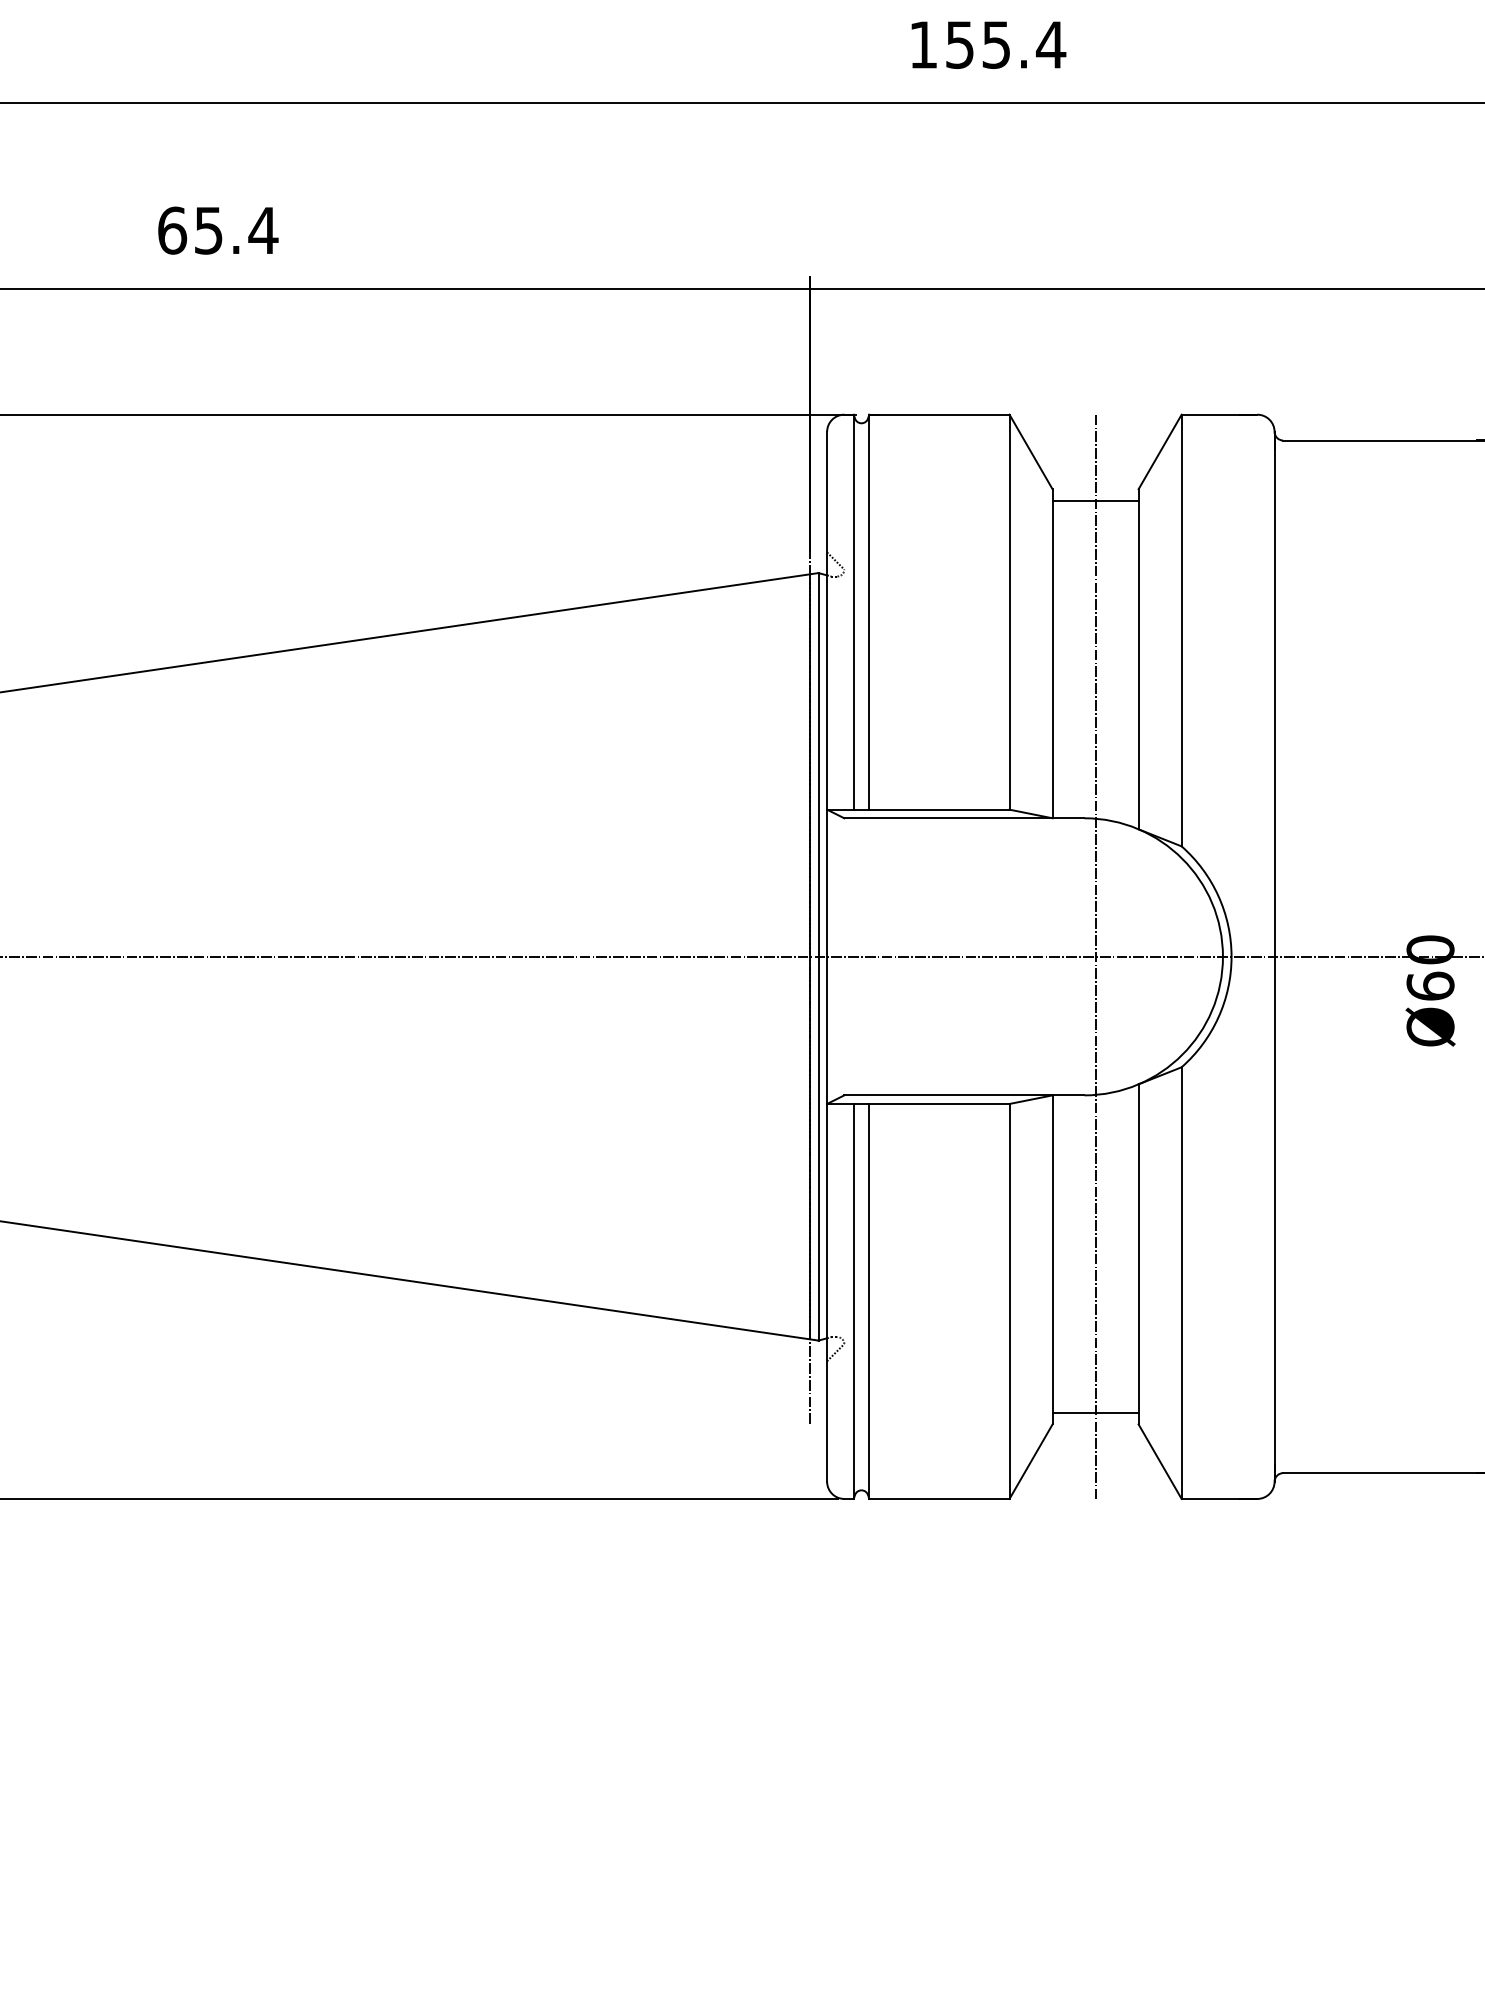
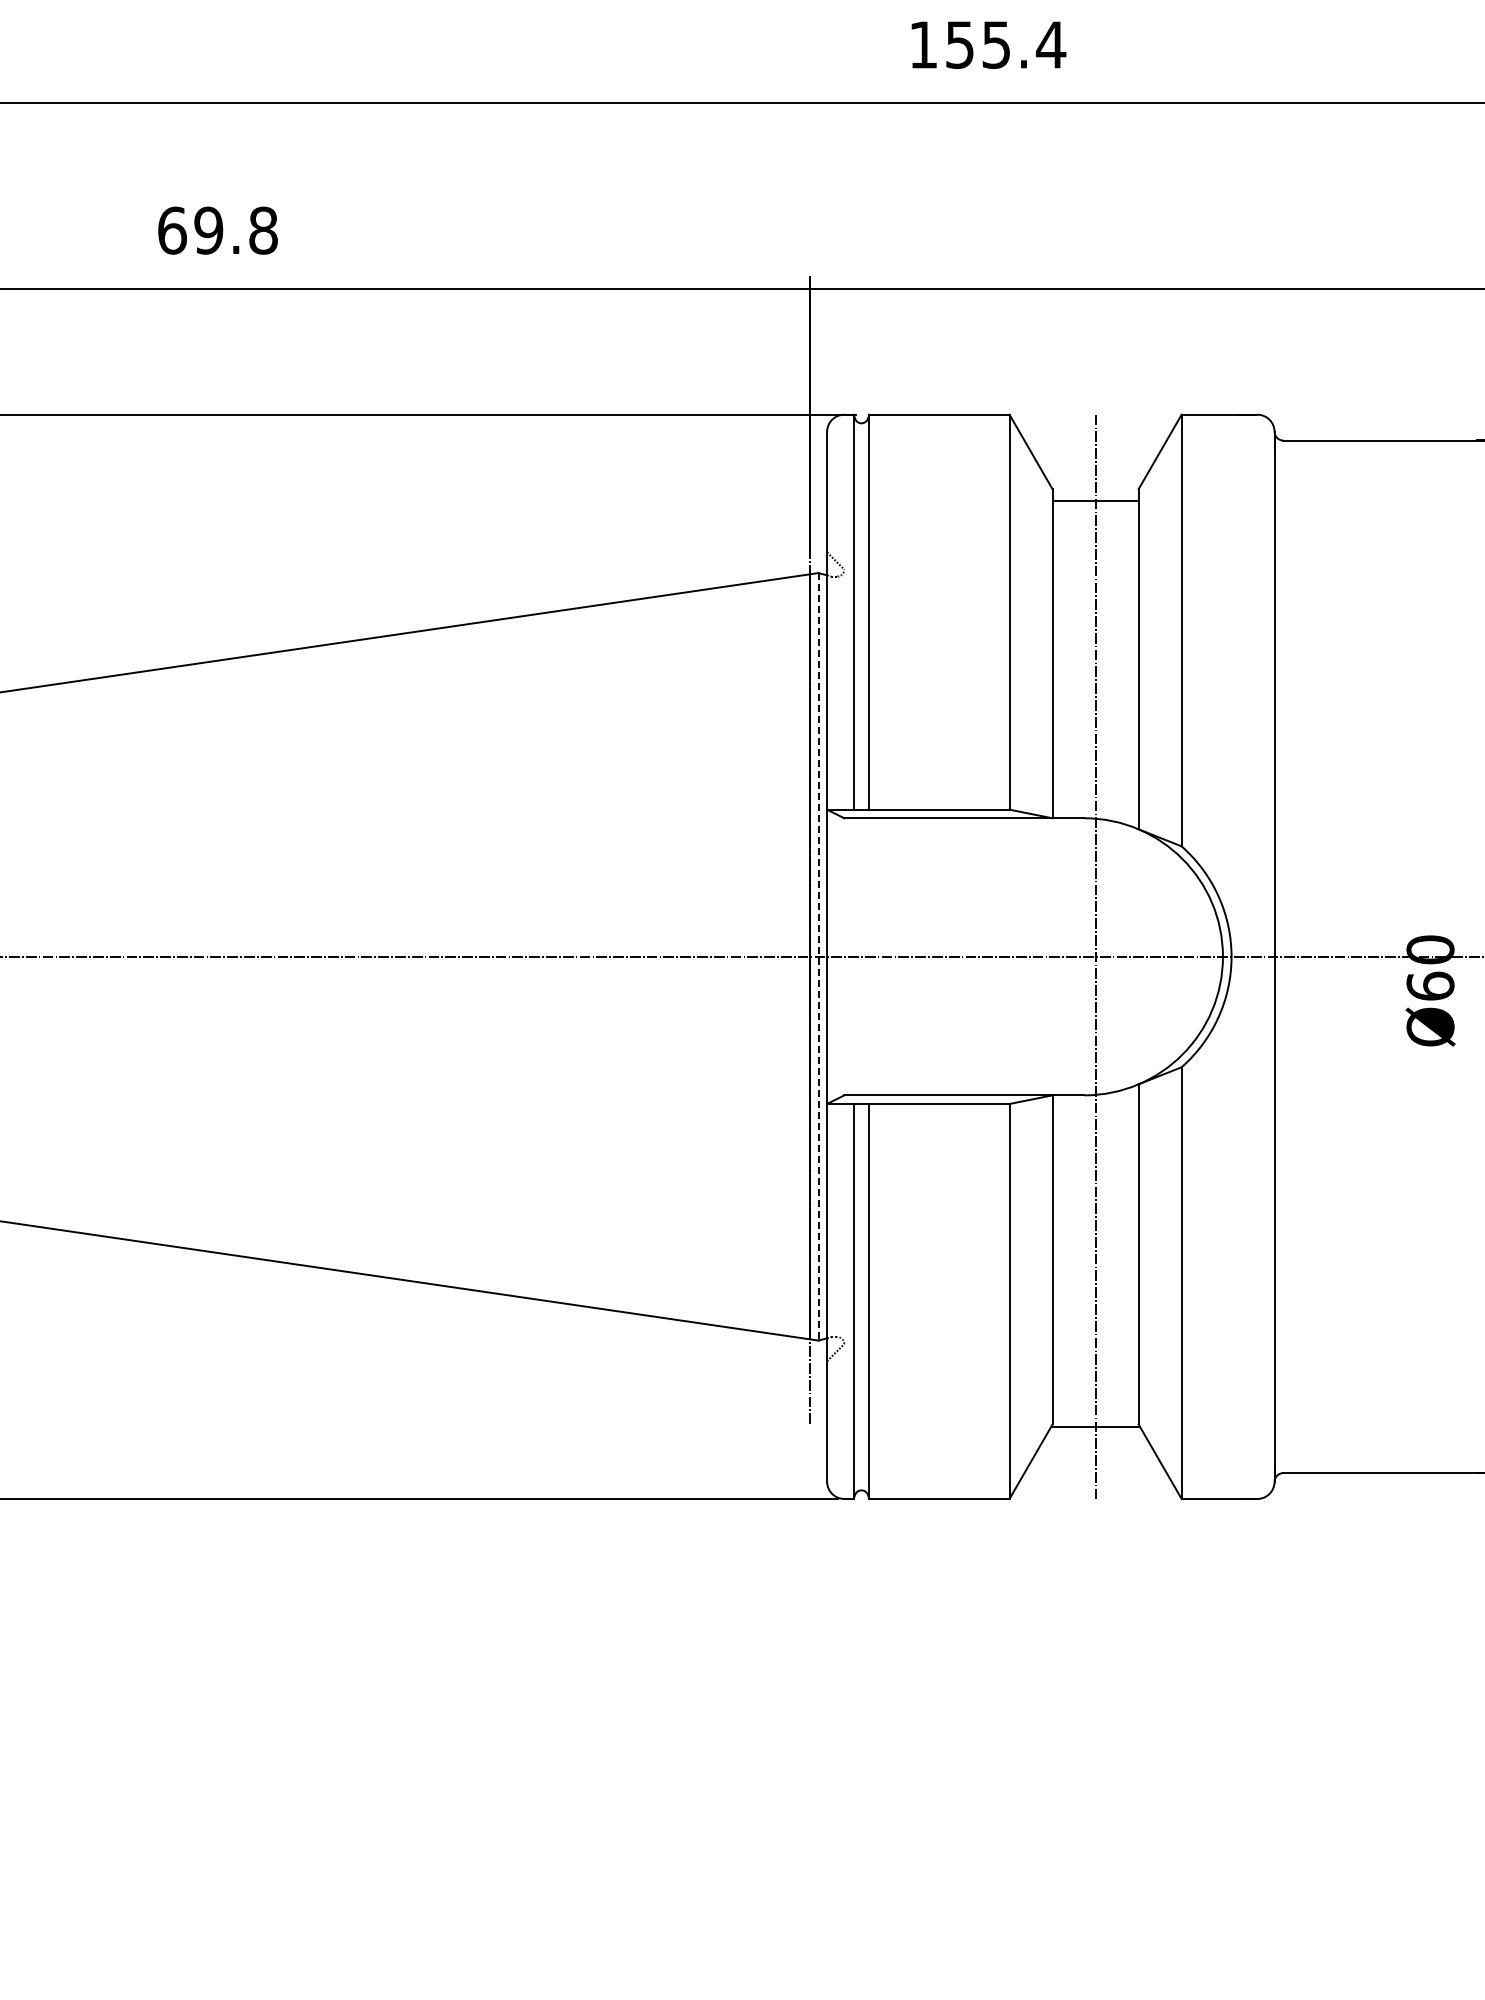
text: 65.4 -> 69.8 (236, 230)
line: solid -> dashed (818, 956)
line position: (1095, 1412) -> (1095, 1426) (1095, 1426)
